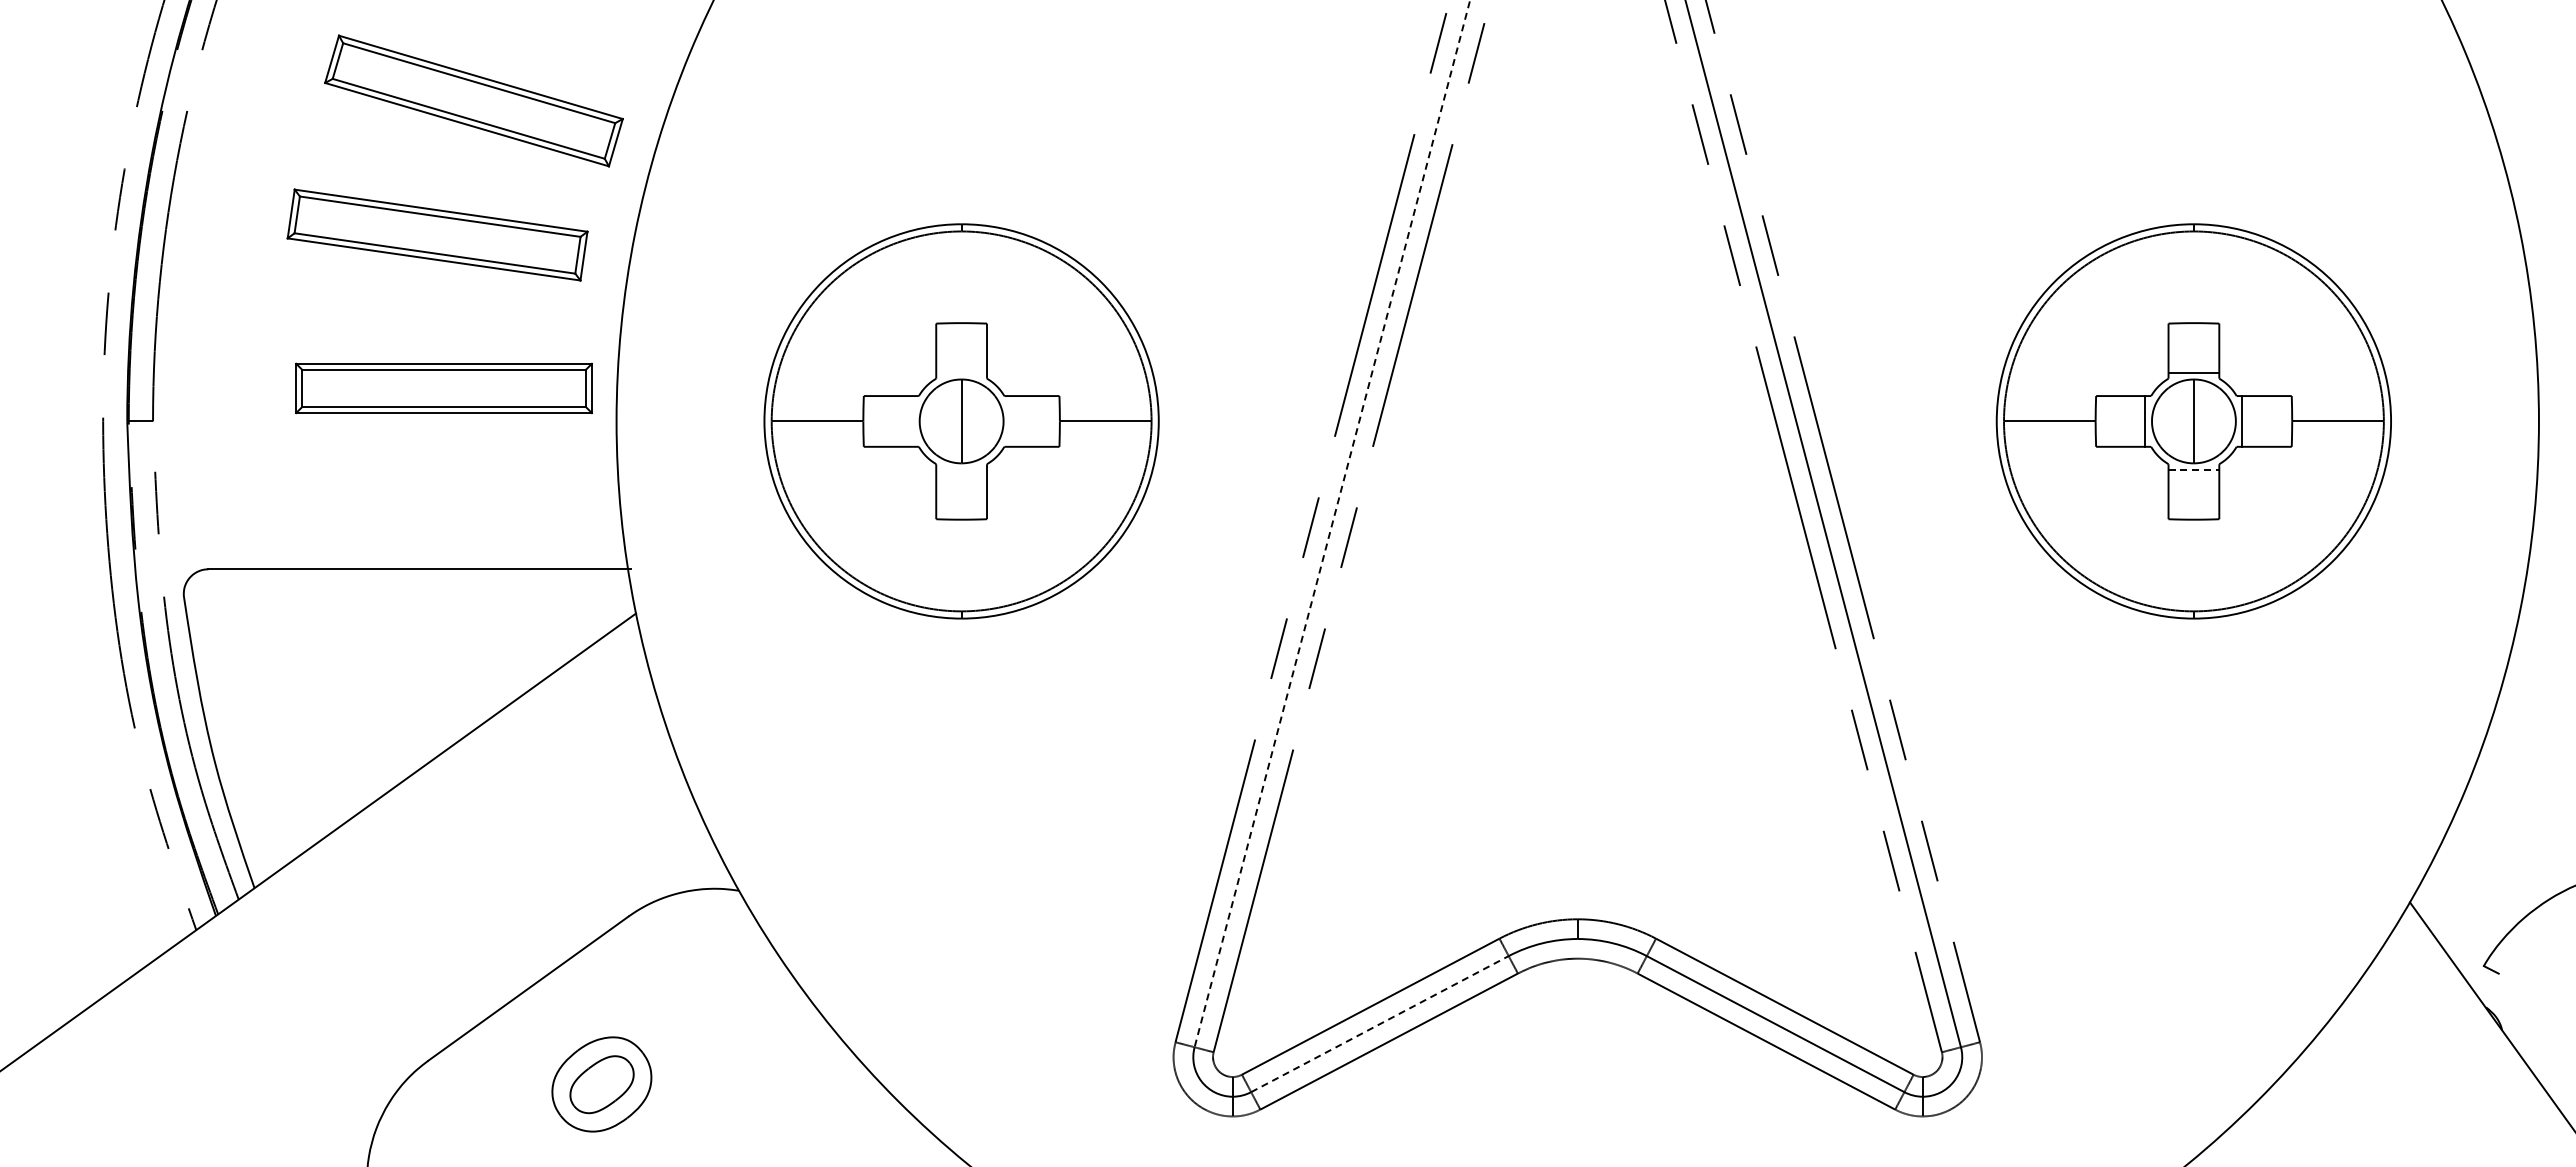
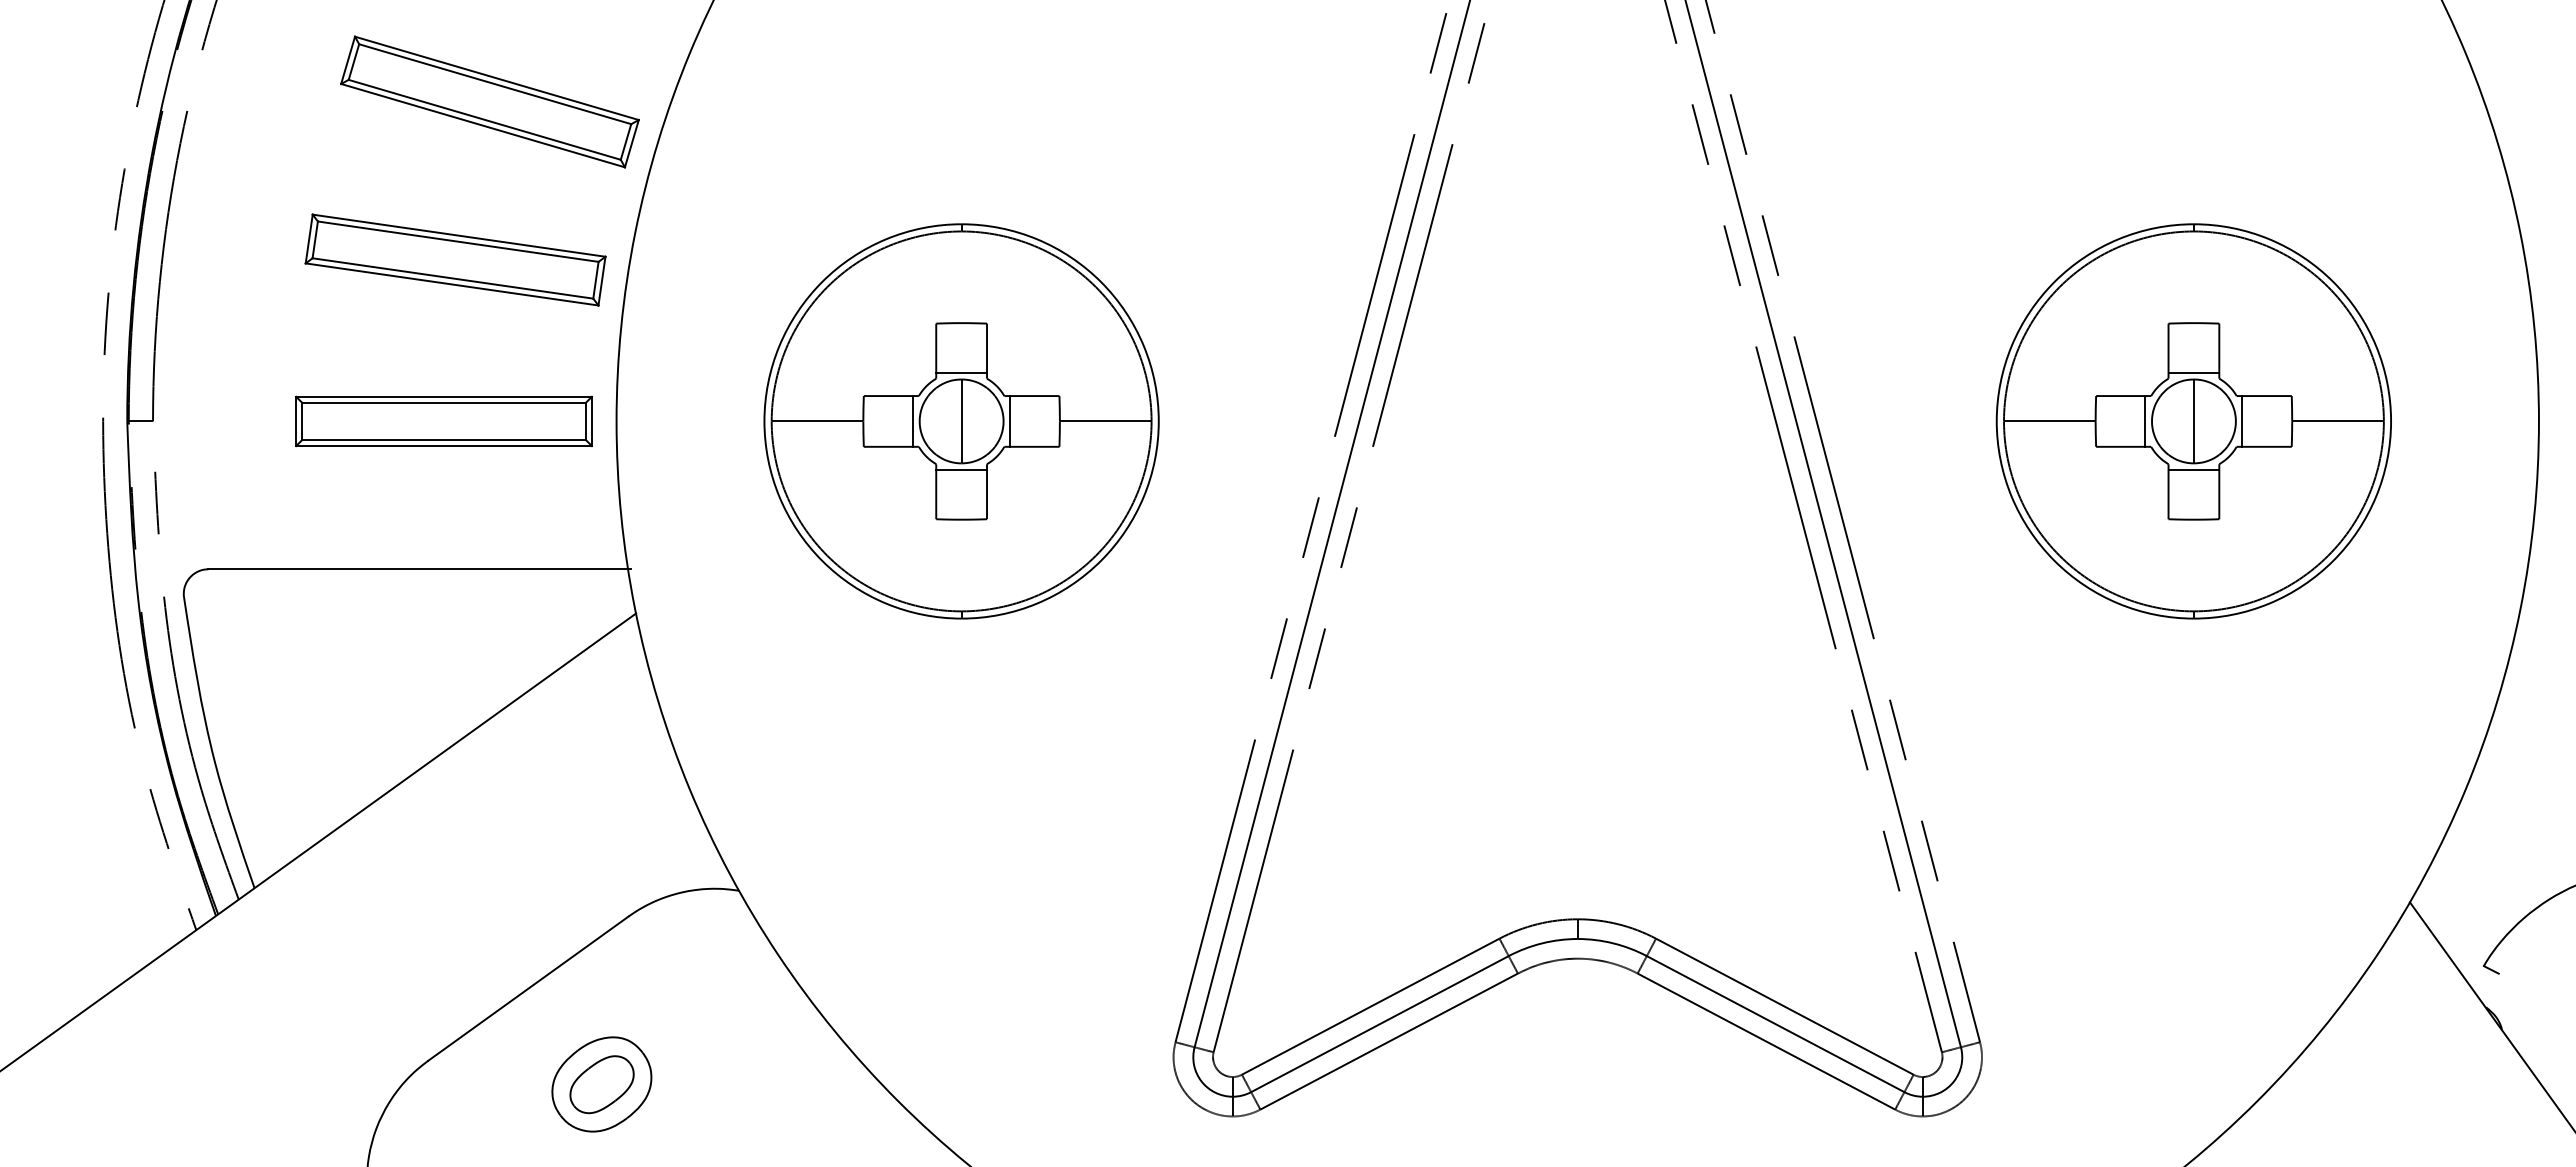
part position: (473, 100) -> (489, 101) (489, 101)
part position: (437, 234) -> (455, 259) (455, 259)
line: none -> present (961, 372)
part position: (443, 388) -> (443, 421) (443, 421)
line: none -> present (913, 421)
line: none -> present (1010, 421)
line: none -> present (961, 469)
line: dashed -> solid (2194, 469)
line: dashed -> solid (1332, 524)
line: dashed -> solid (1379, 1024)
